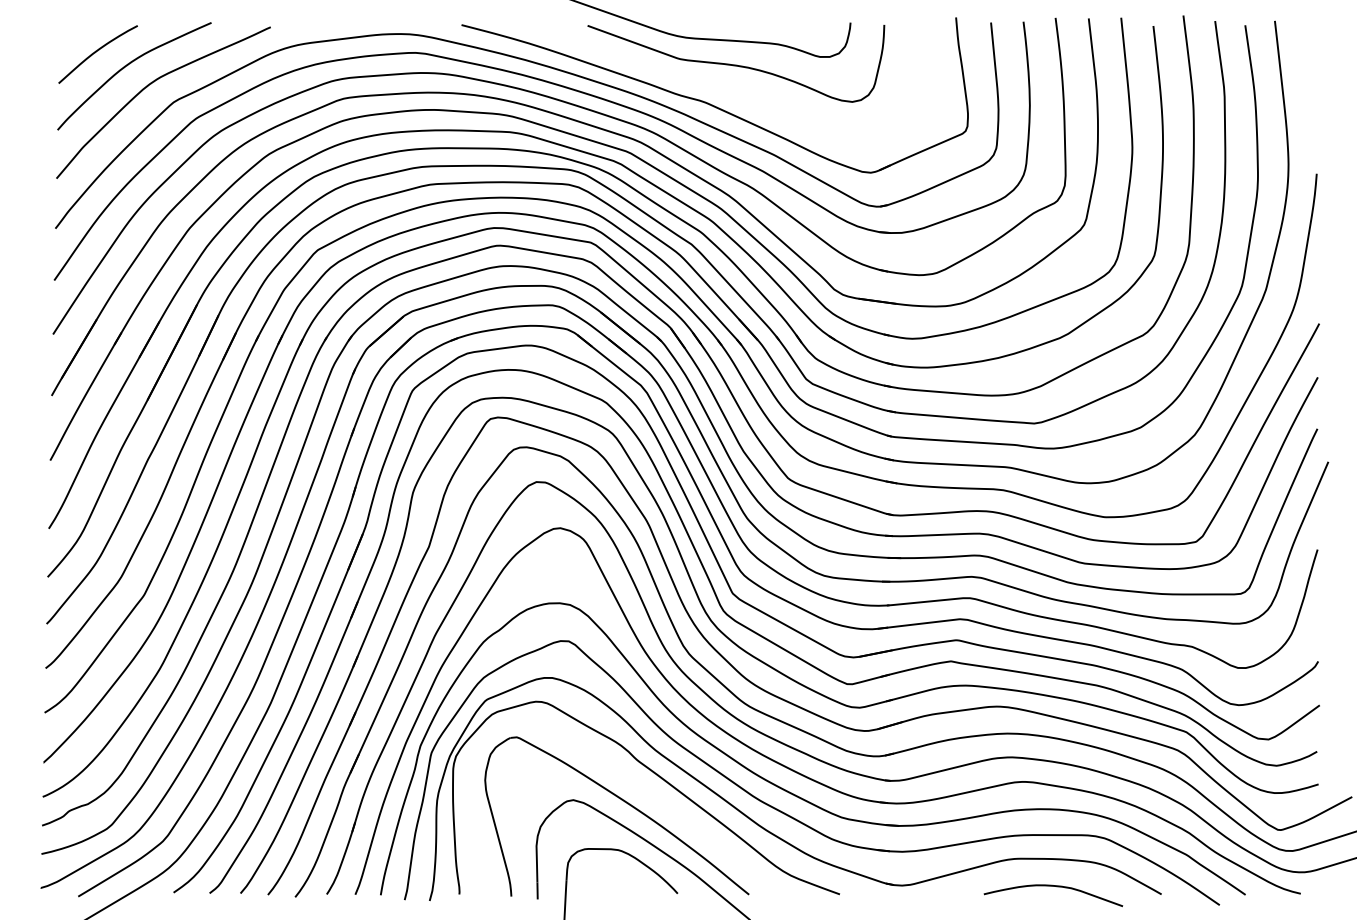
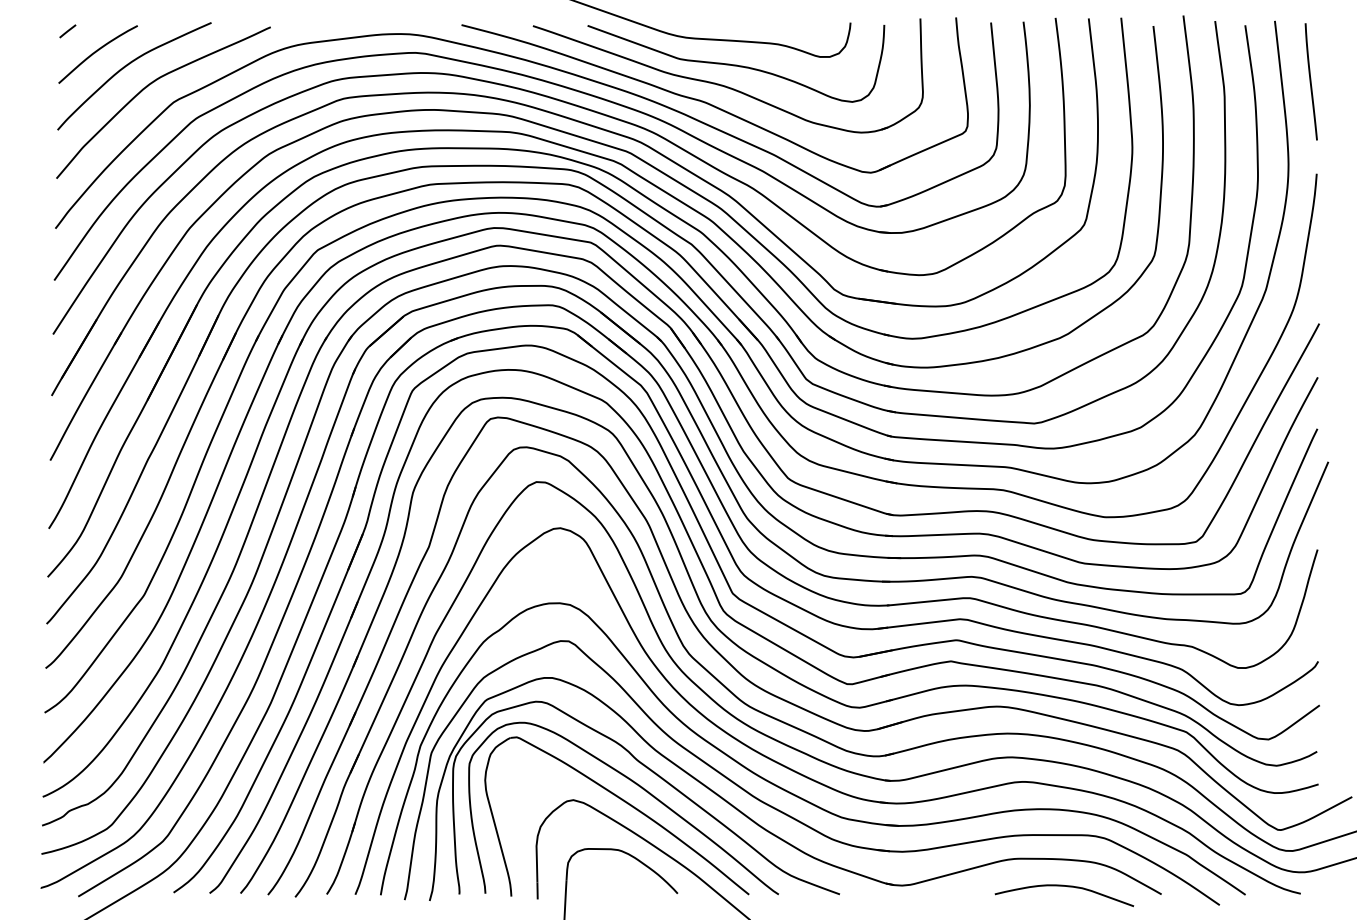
line: none -> present (67, 31)
line: none -> present (1310, 81)
part: none -> present (725, 85)
curve: none -> present (639, 787)
curve position: (1056, 887) -> (1067, 887) (1067, 887)
